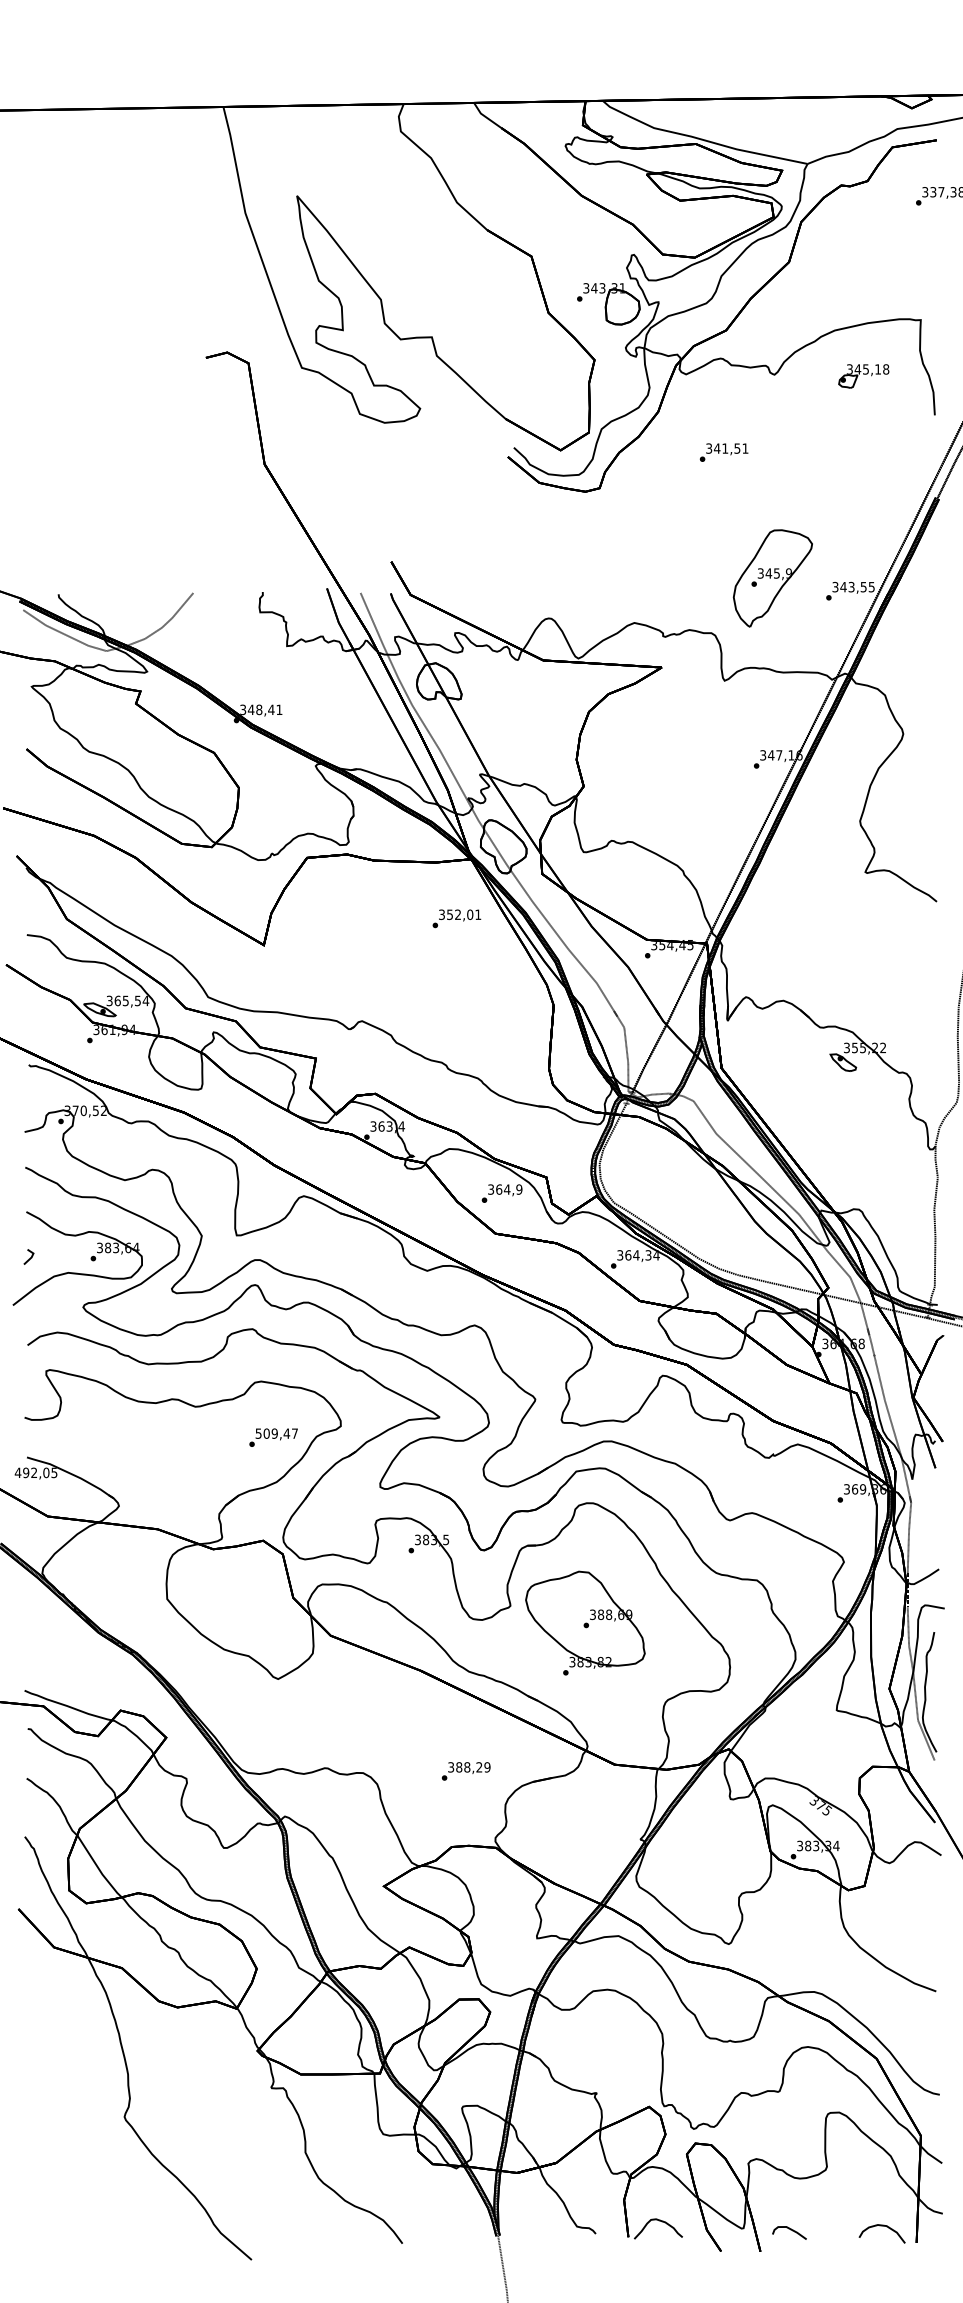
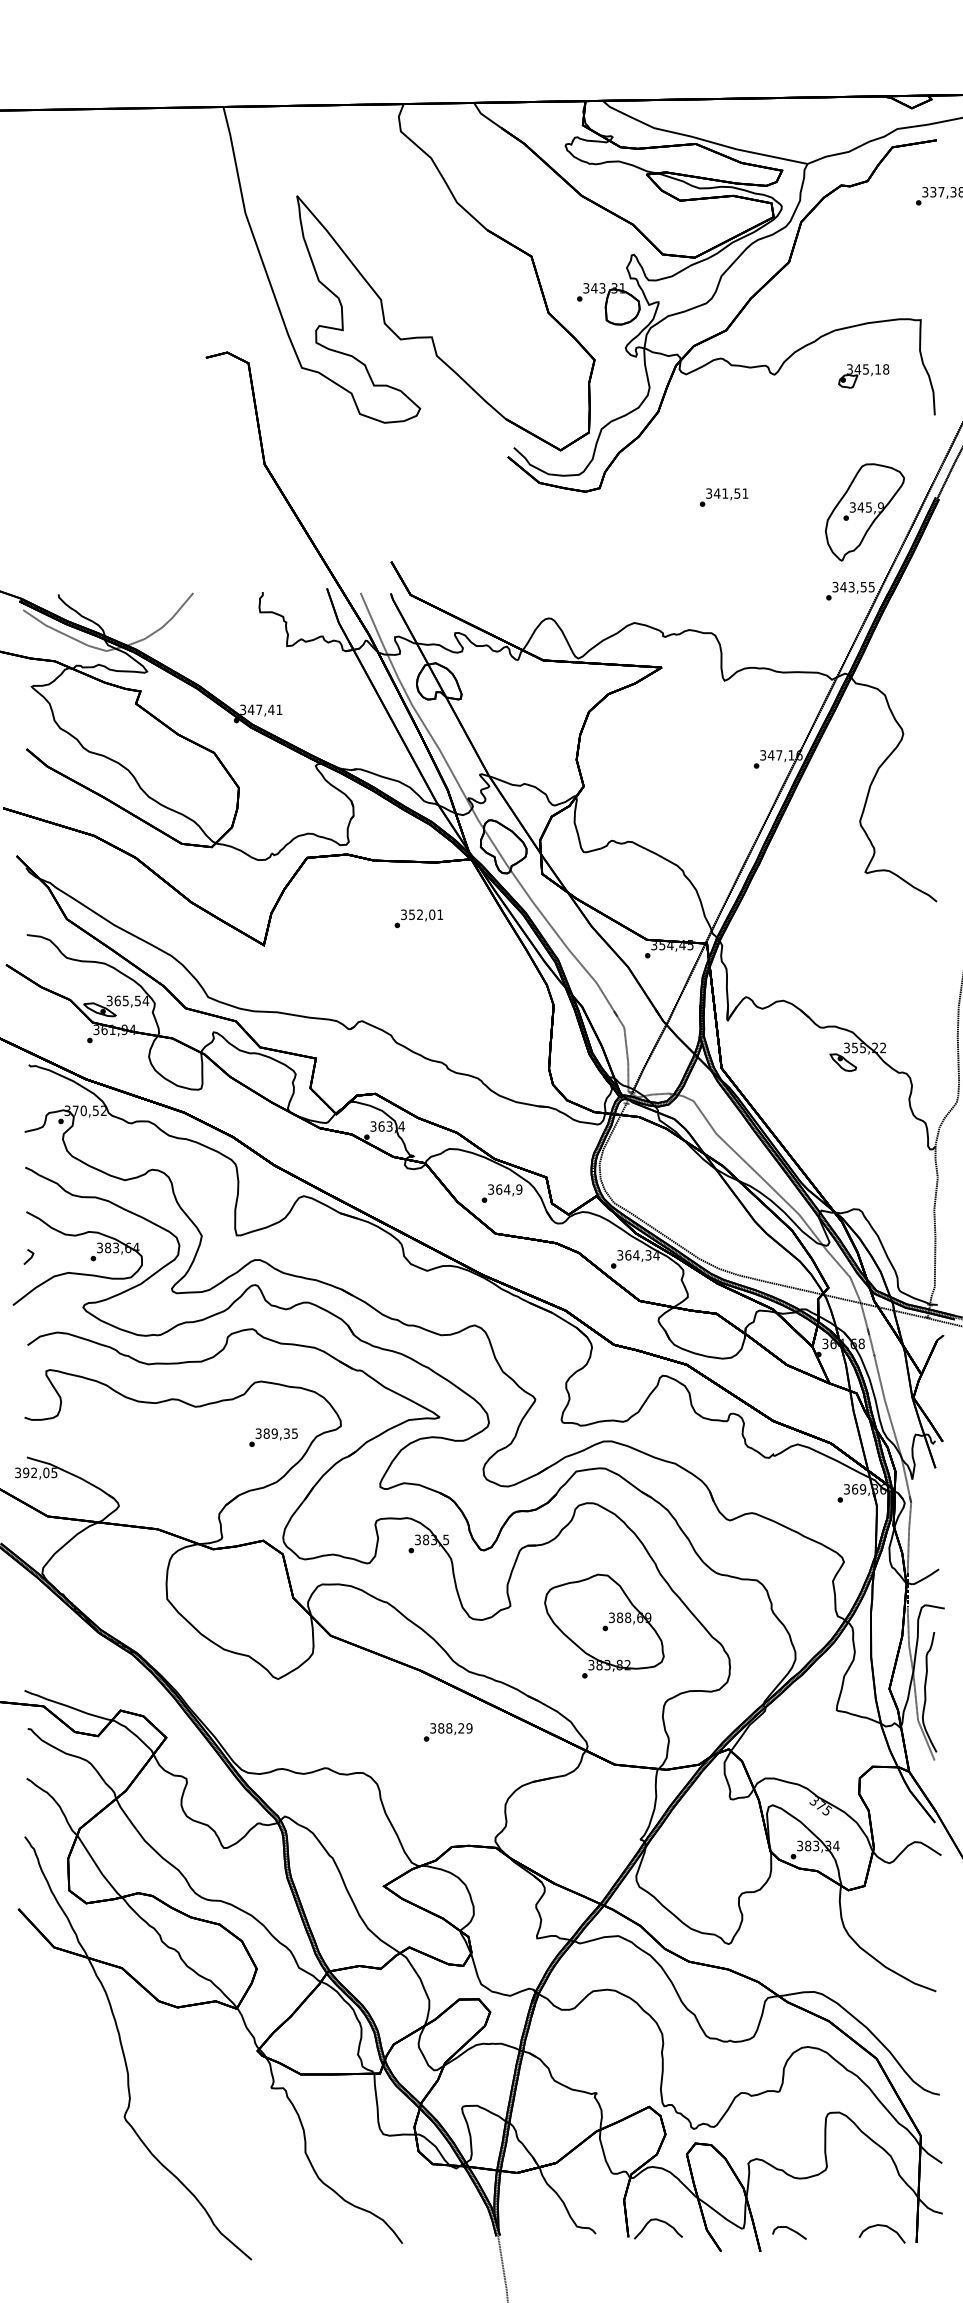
text position: (723, 452) -> (723, 497) (723, 497)
part position: (772, 578) -> (864, 512) (864, 512)
text: 348,41 -> 347,41 (259, 709)
text position: (456, 918) -> (418, 918) (418, 918)
text: 509,47 -> 389,35 (276, 1433)
text: 492,05 -> 392,05 (17, 1472)
part position: (585, 1622) -> (604, 1625) (604, 1625)
text position: (465, 1771) -> (447, 1732) (447, 1732)
